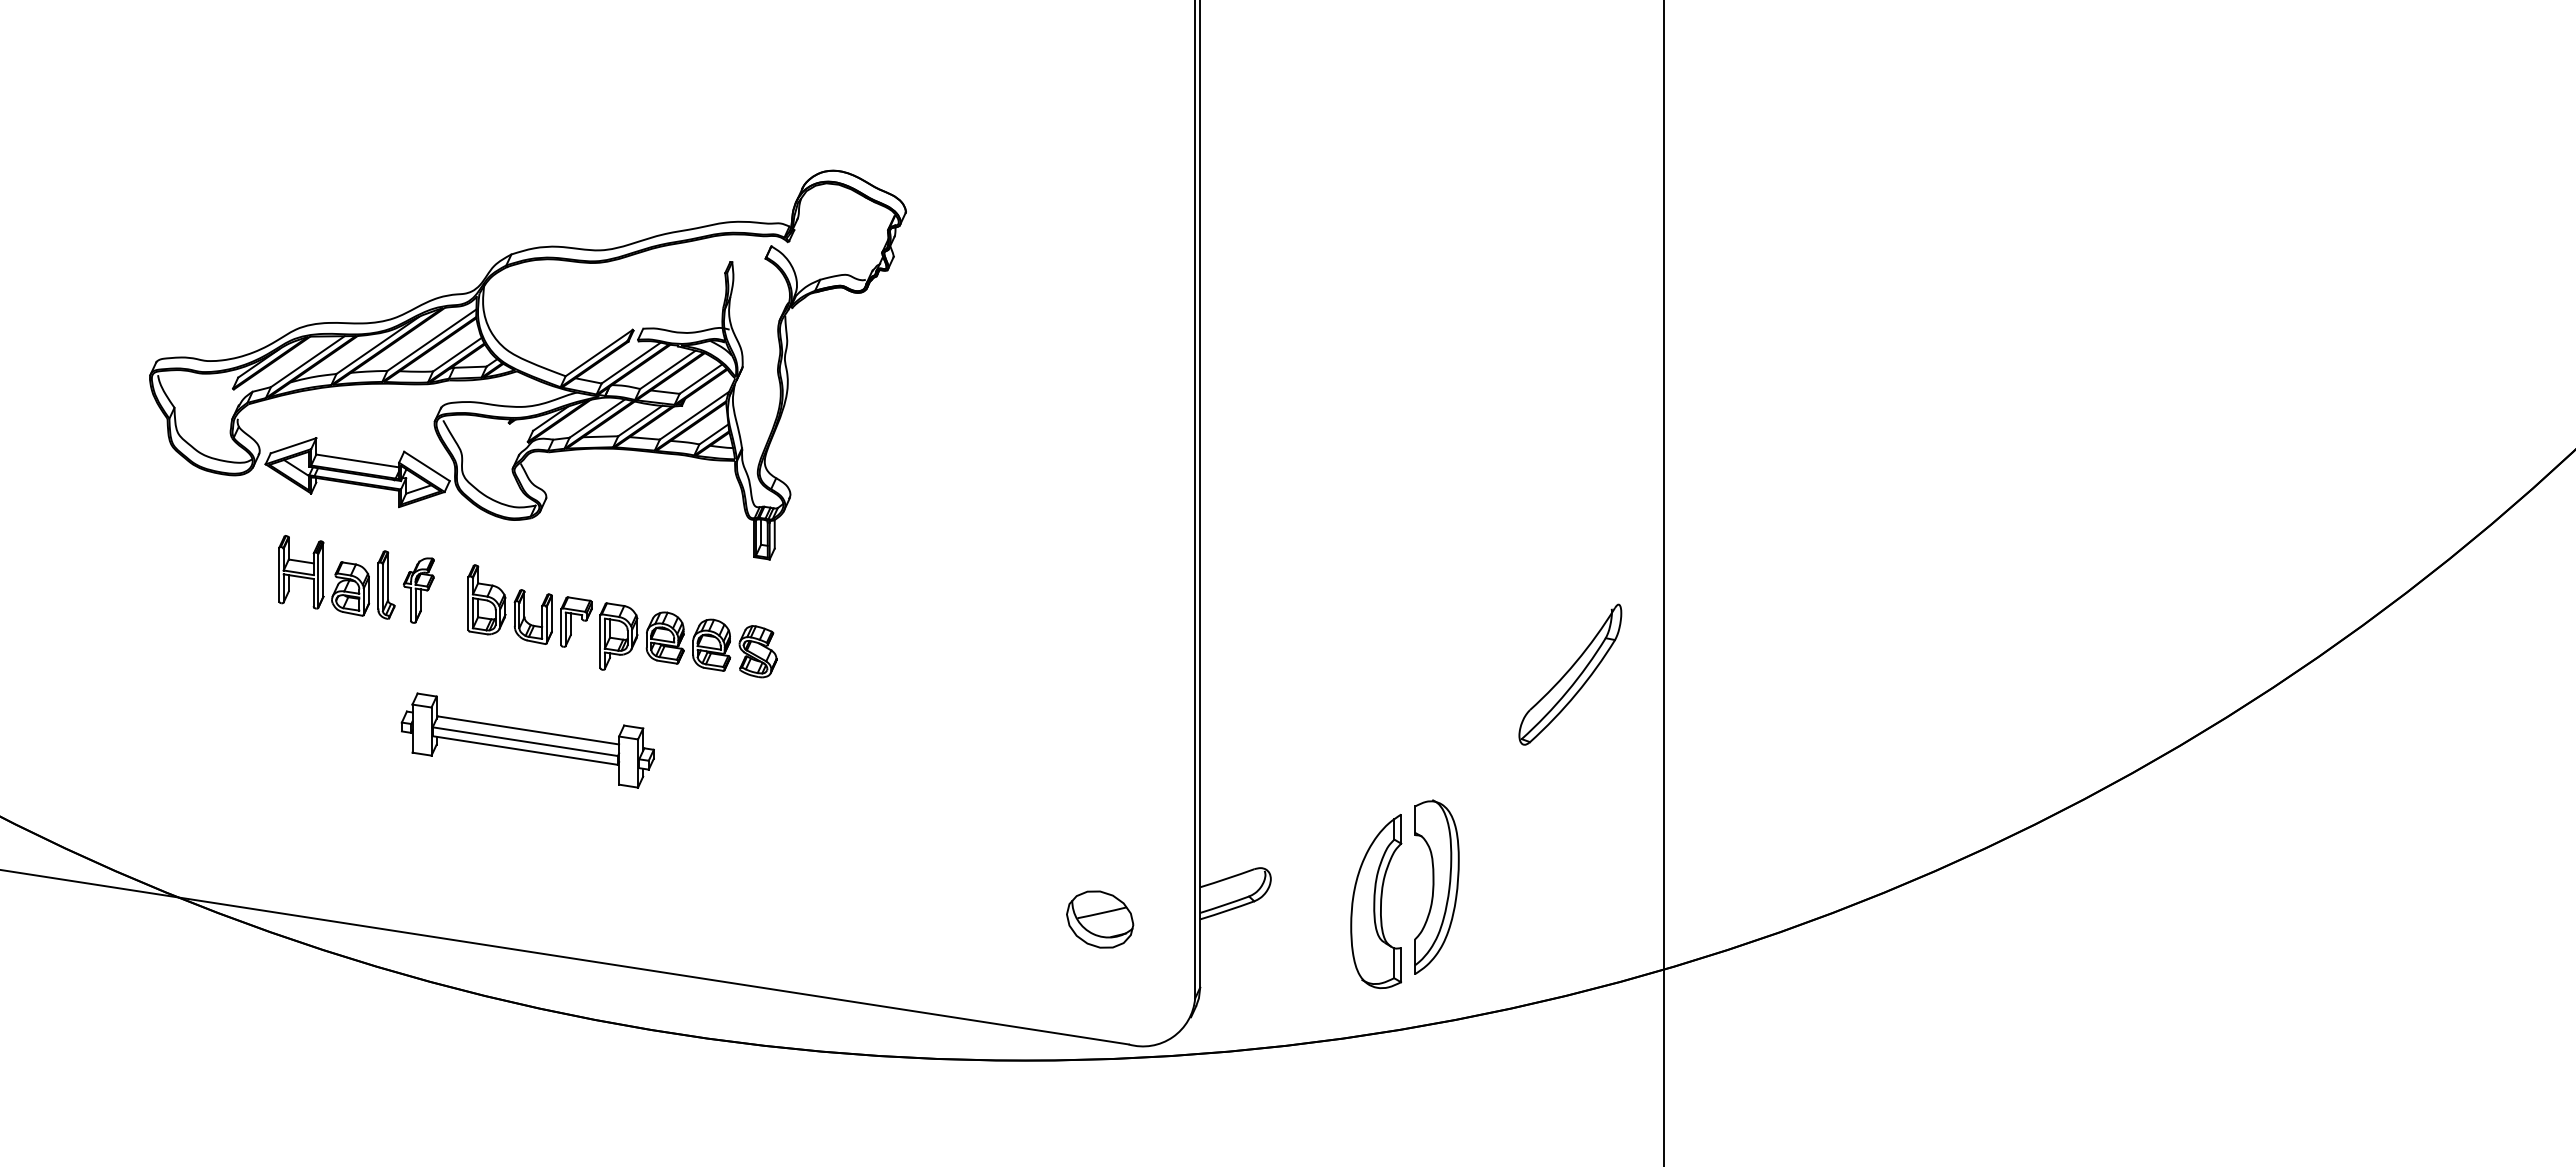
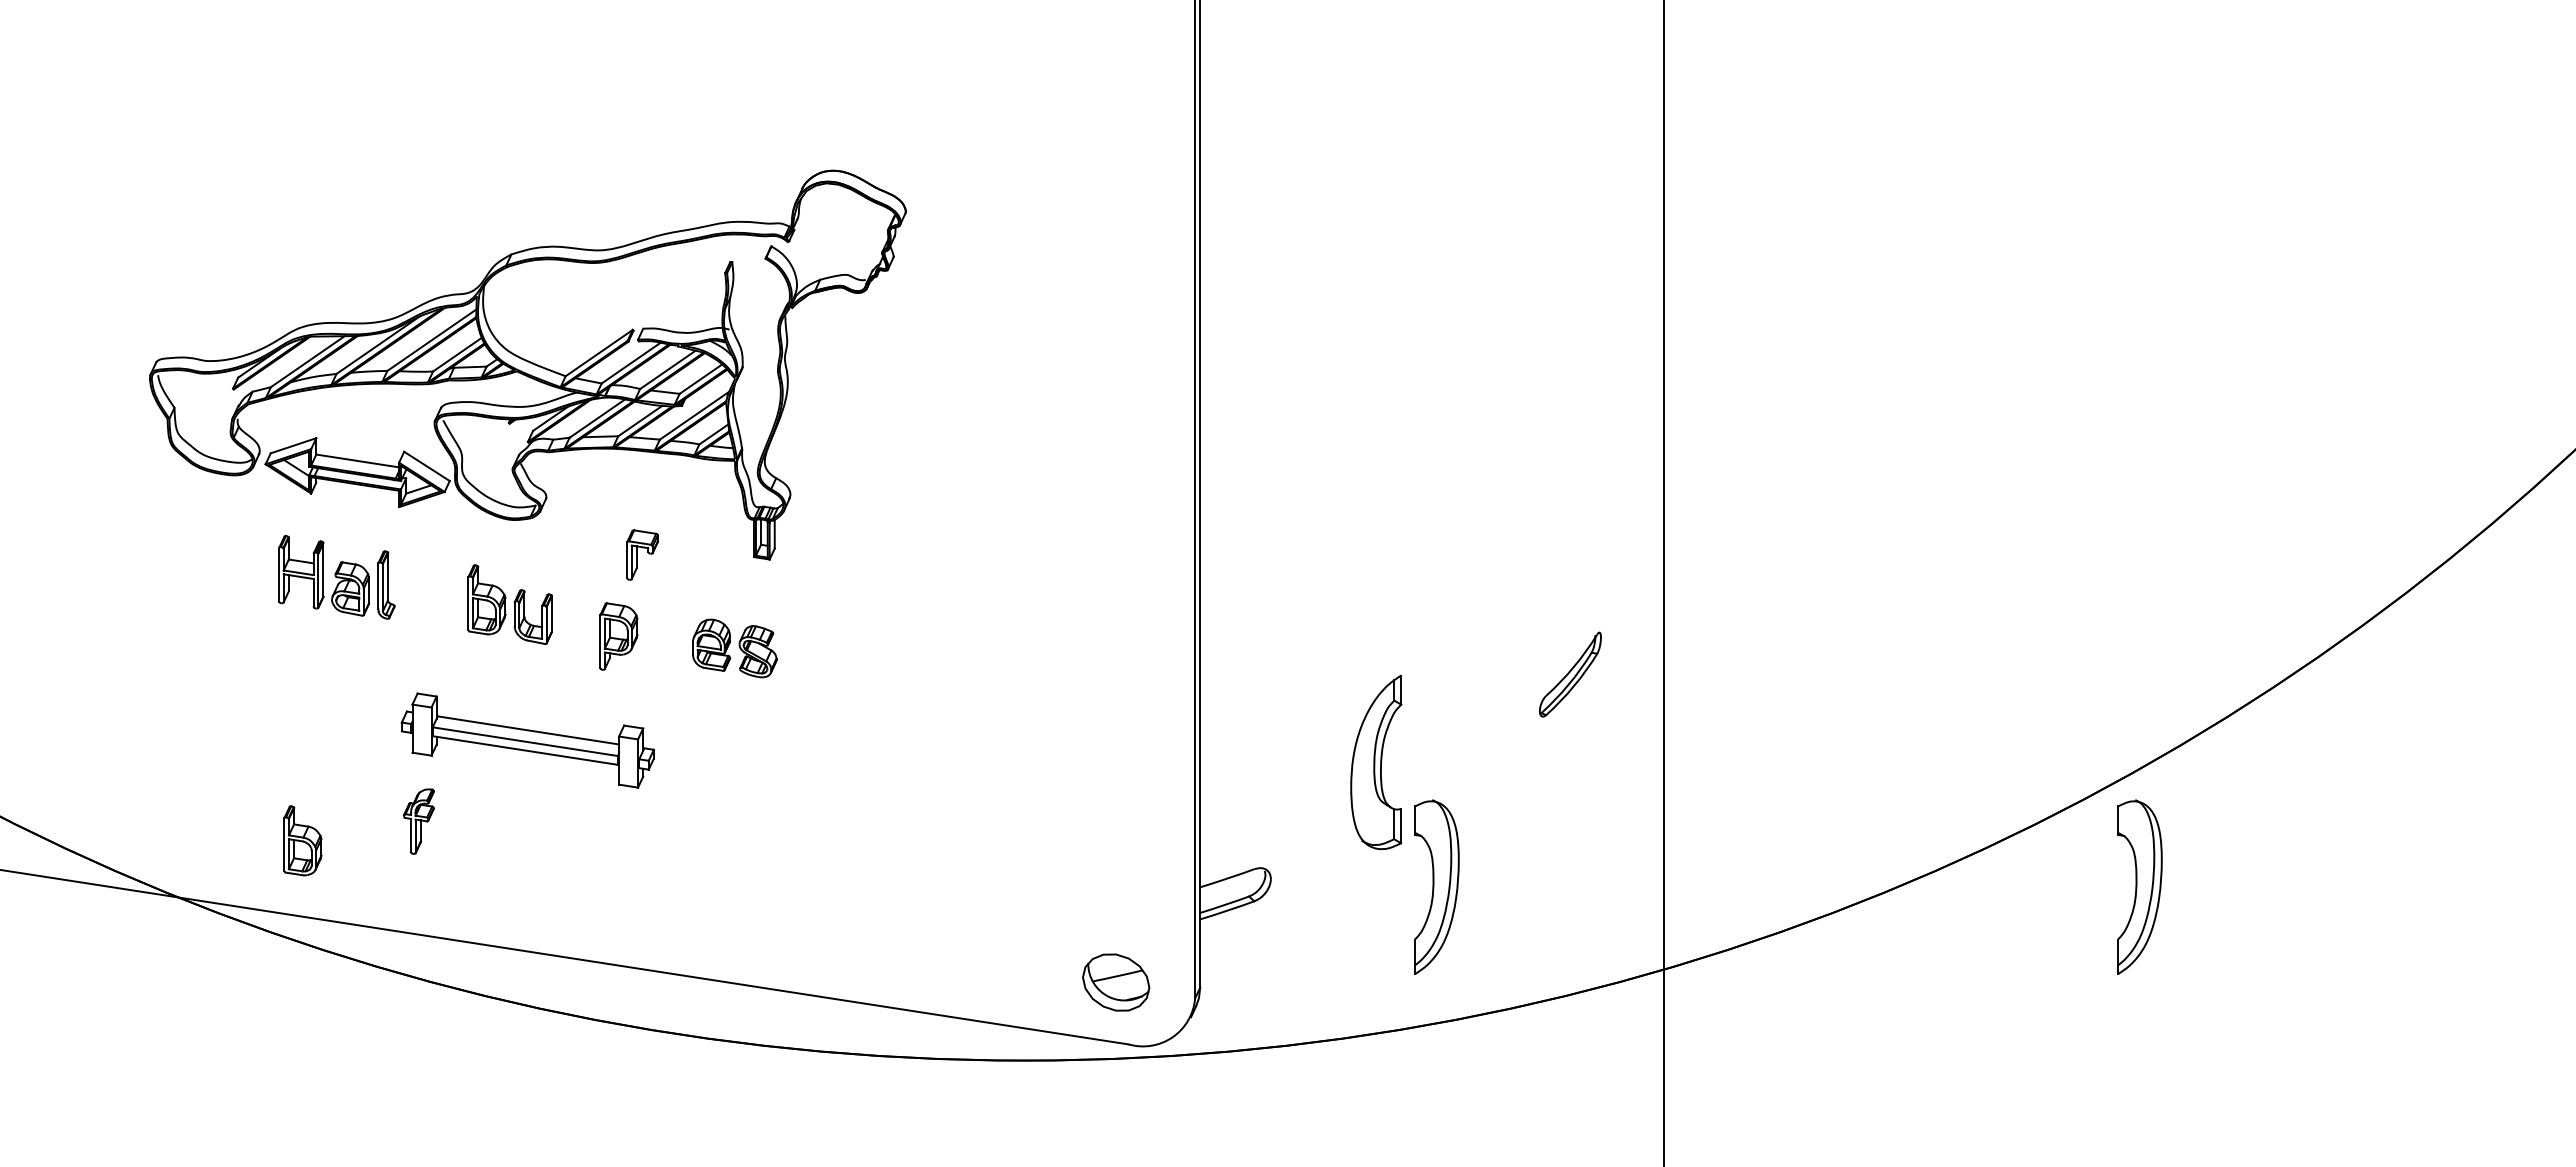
part position: (418, 590) -> (418, 821) (418, 821)
part position: (576, 621) -> (642, 554) (642, 554)
part: present -> none (664, 637)
part size: 105x143 px -> 63x87 px (1570, 674)
part: none -> present (302, 840)
part: none -> present (2139, 886)
part position: (1376, 901) -> (1376, 762) (1376, 762)
part position: (1100, 919) -> (1116, 982) (1116, 982)
